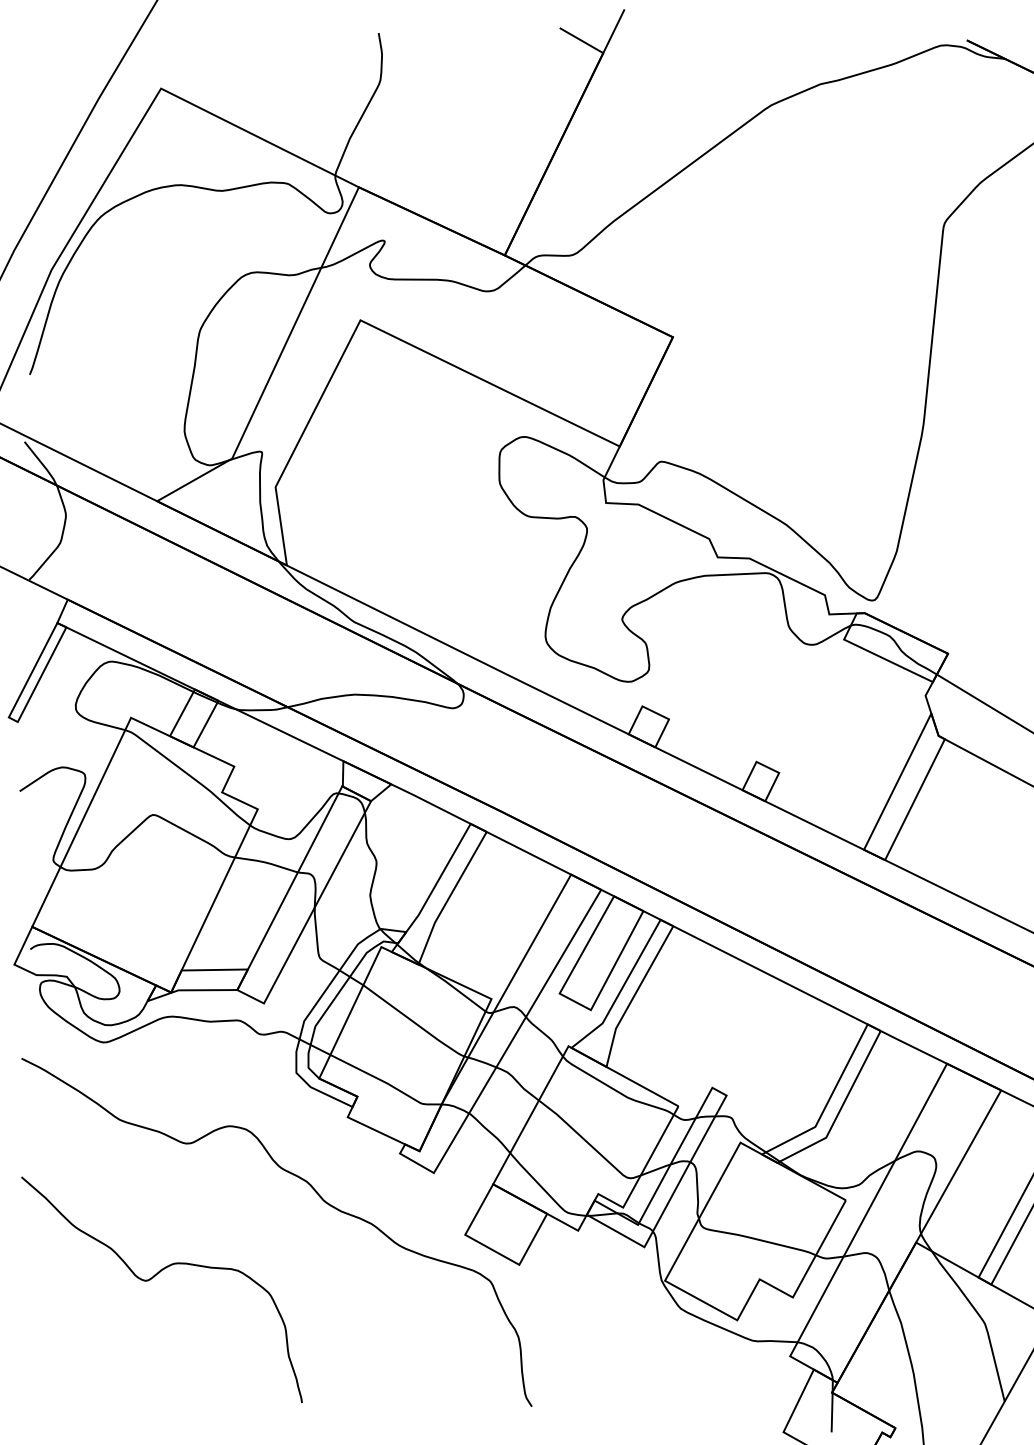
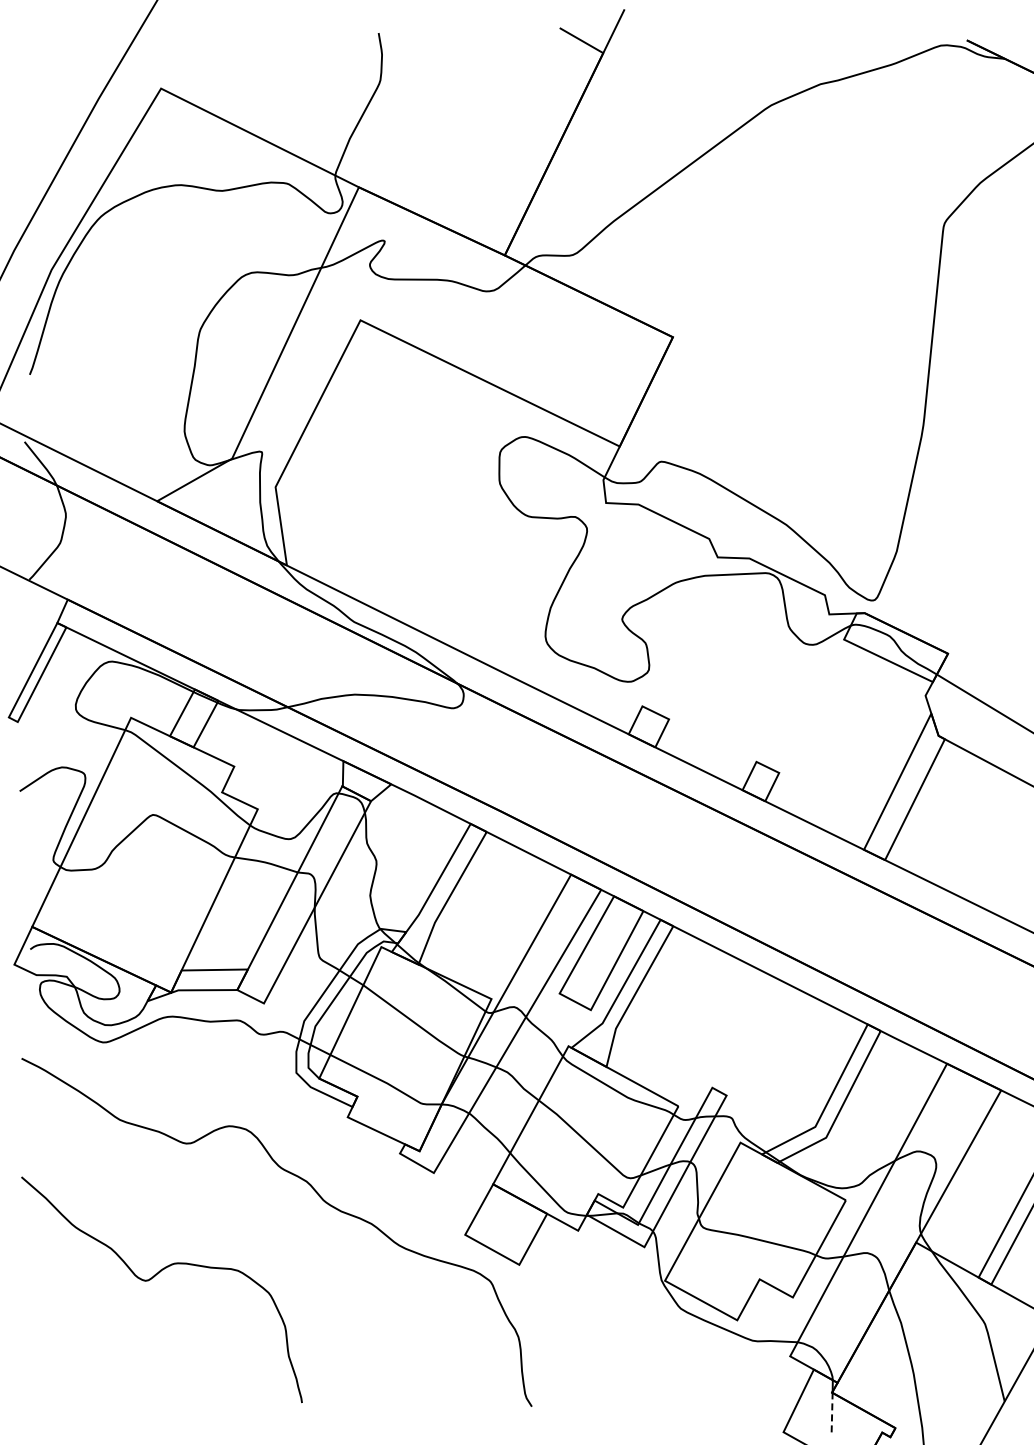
line: solid -> dashed (832, 1412)
